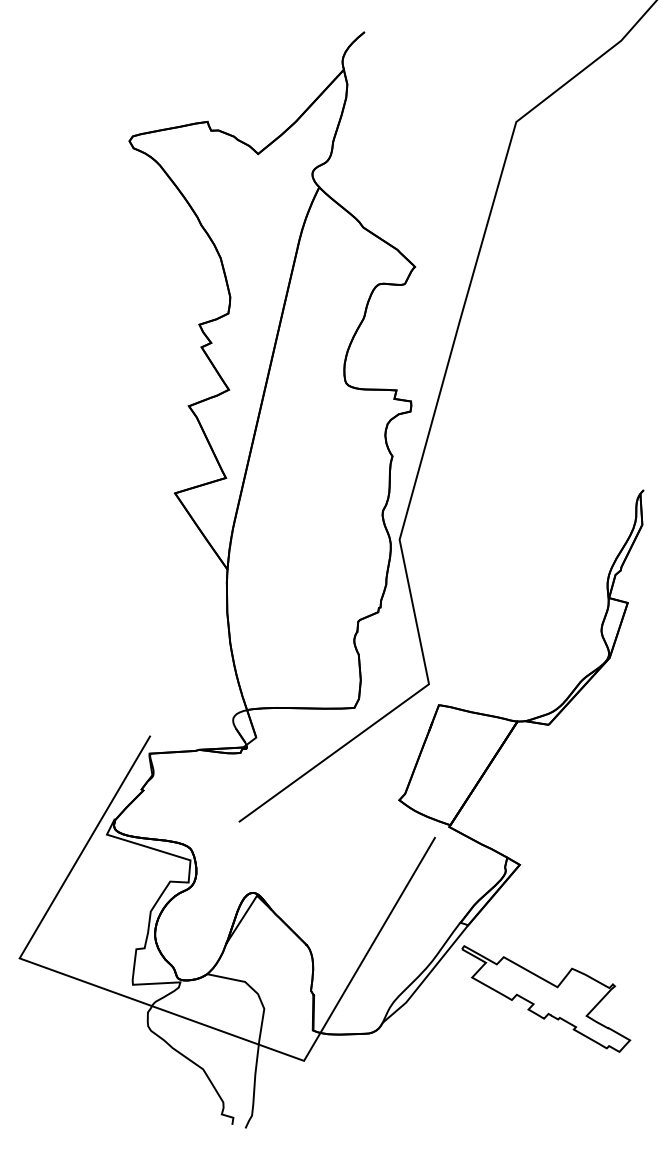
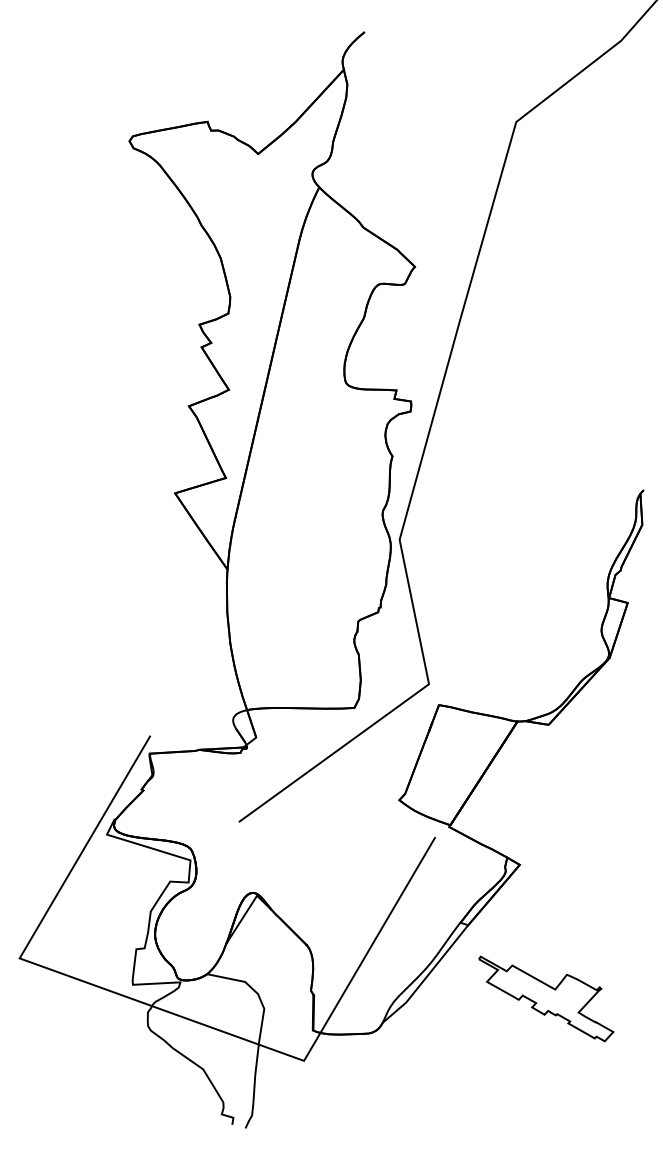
part size: 171x108 px -> 137x88 px (546, 998)
